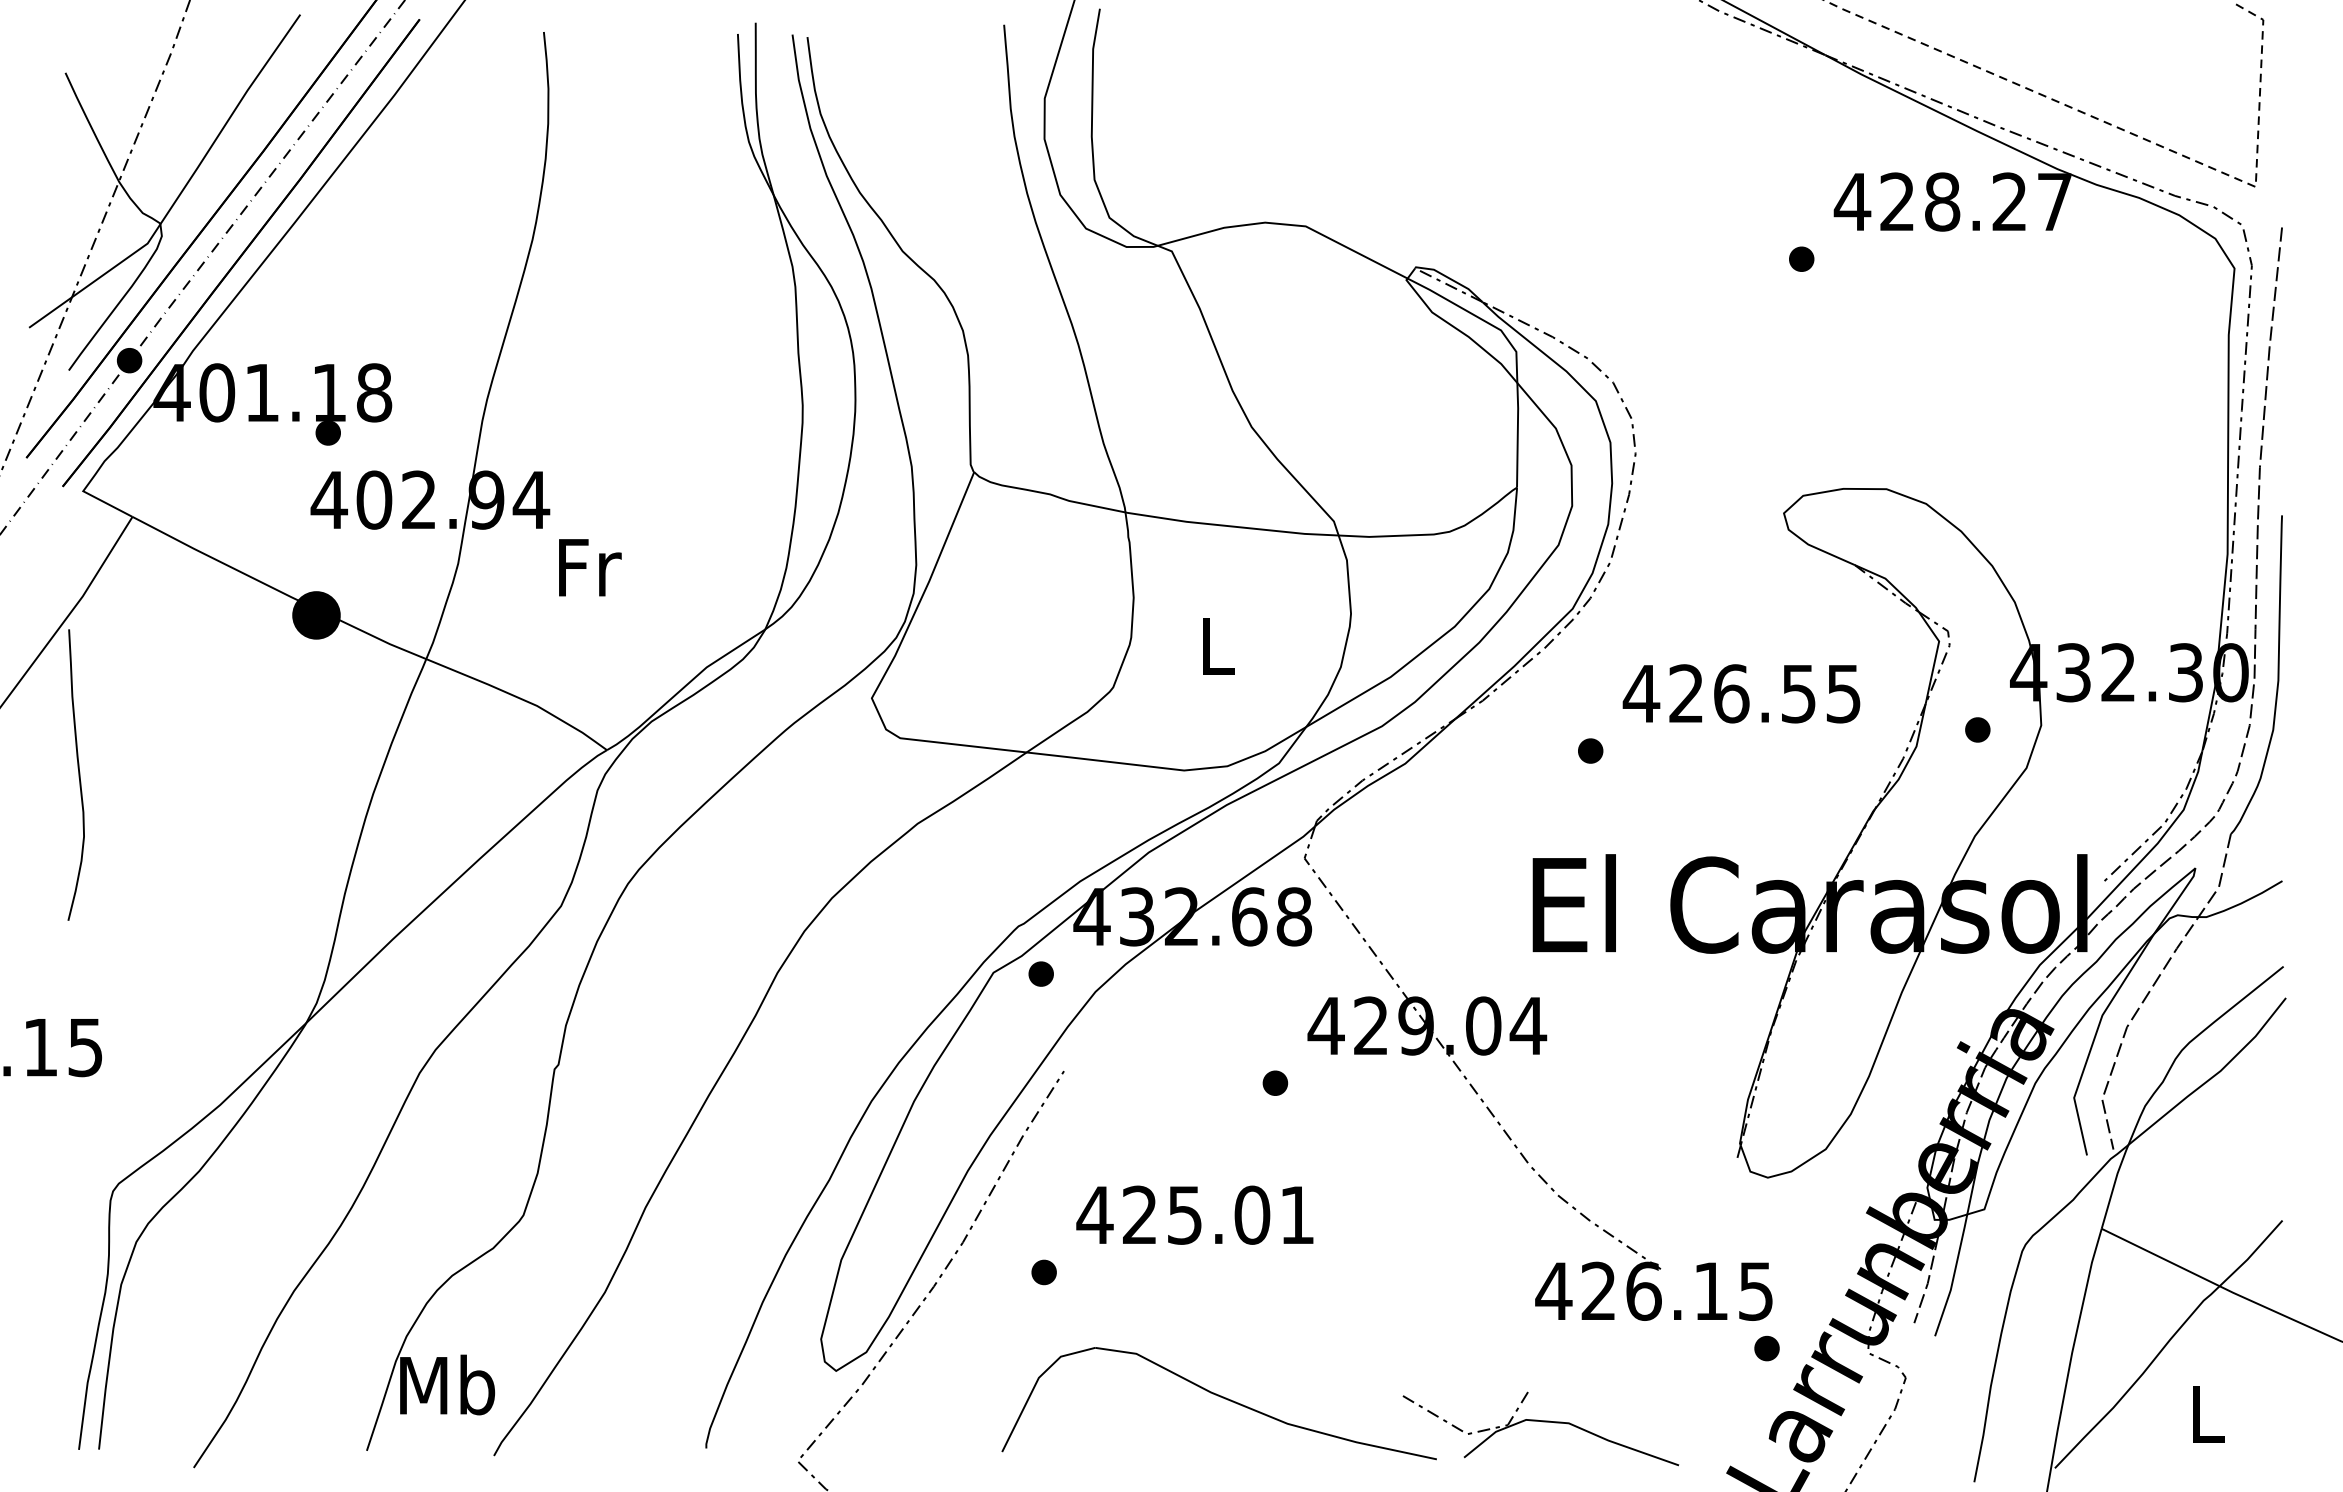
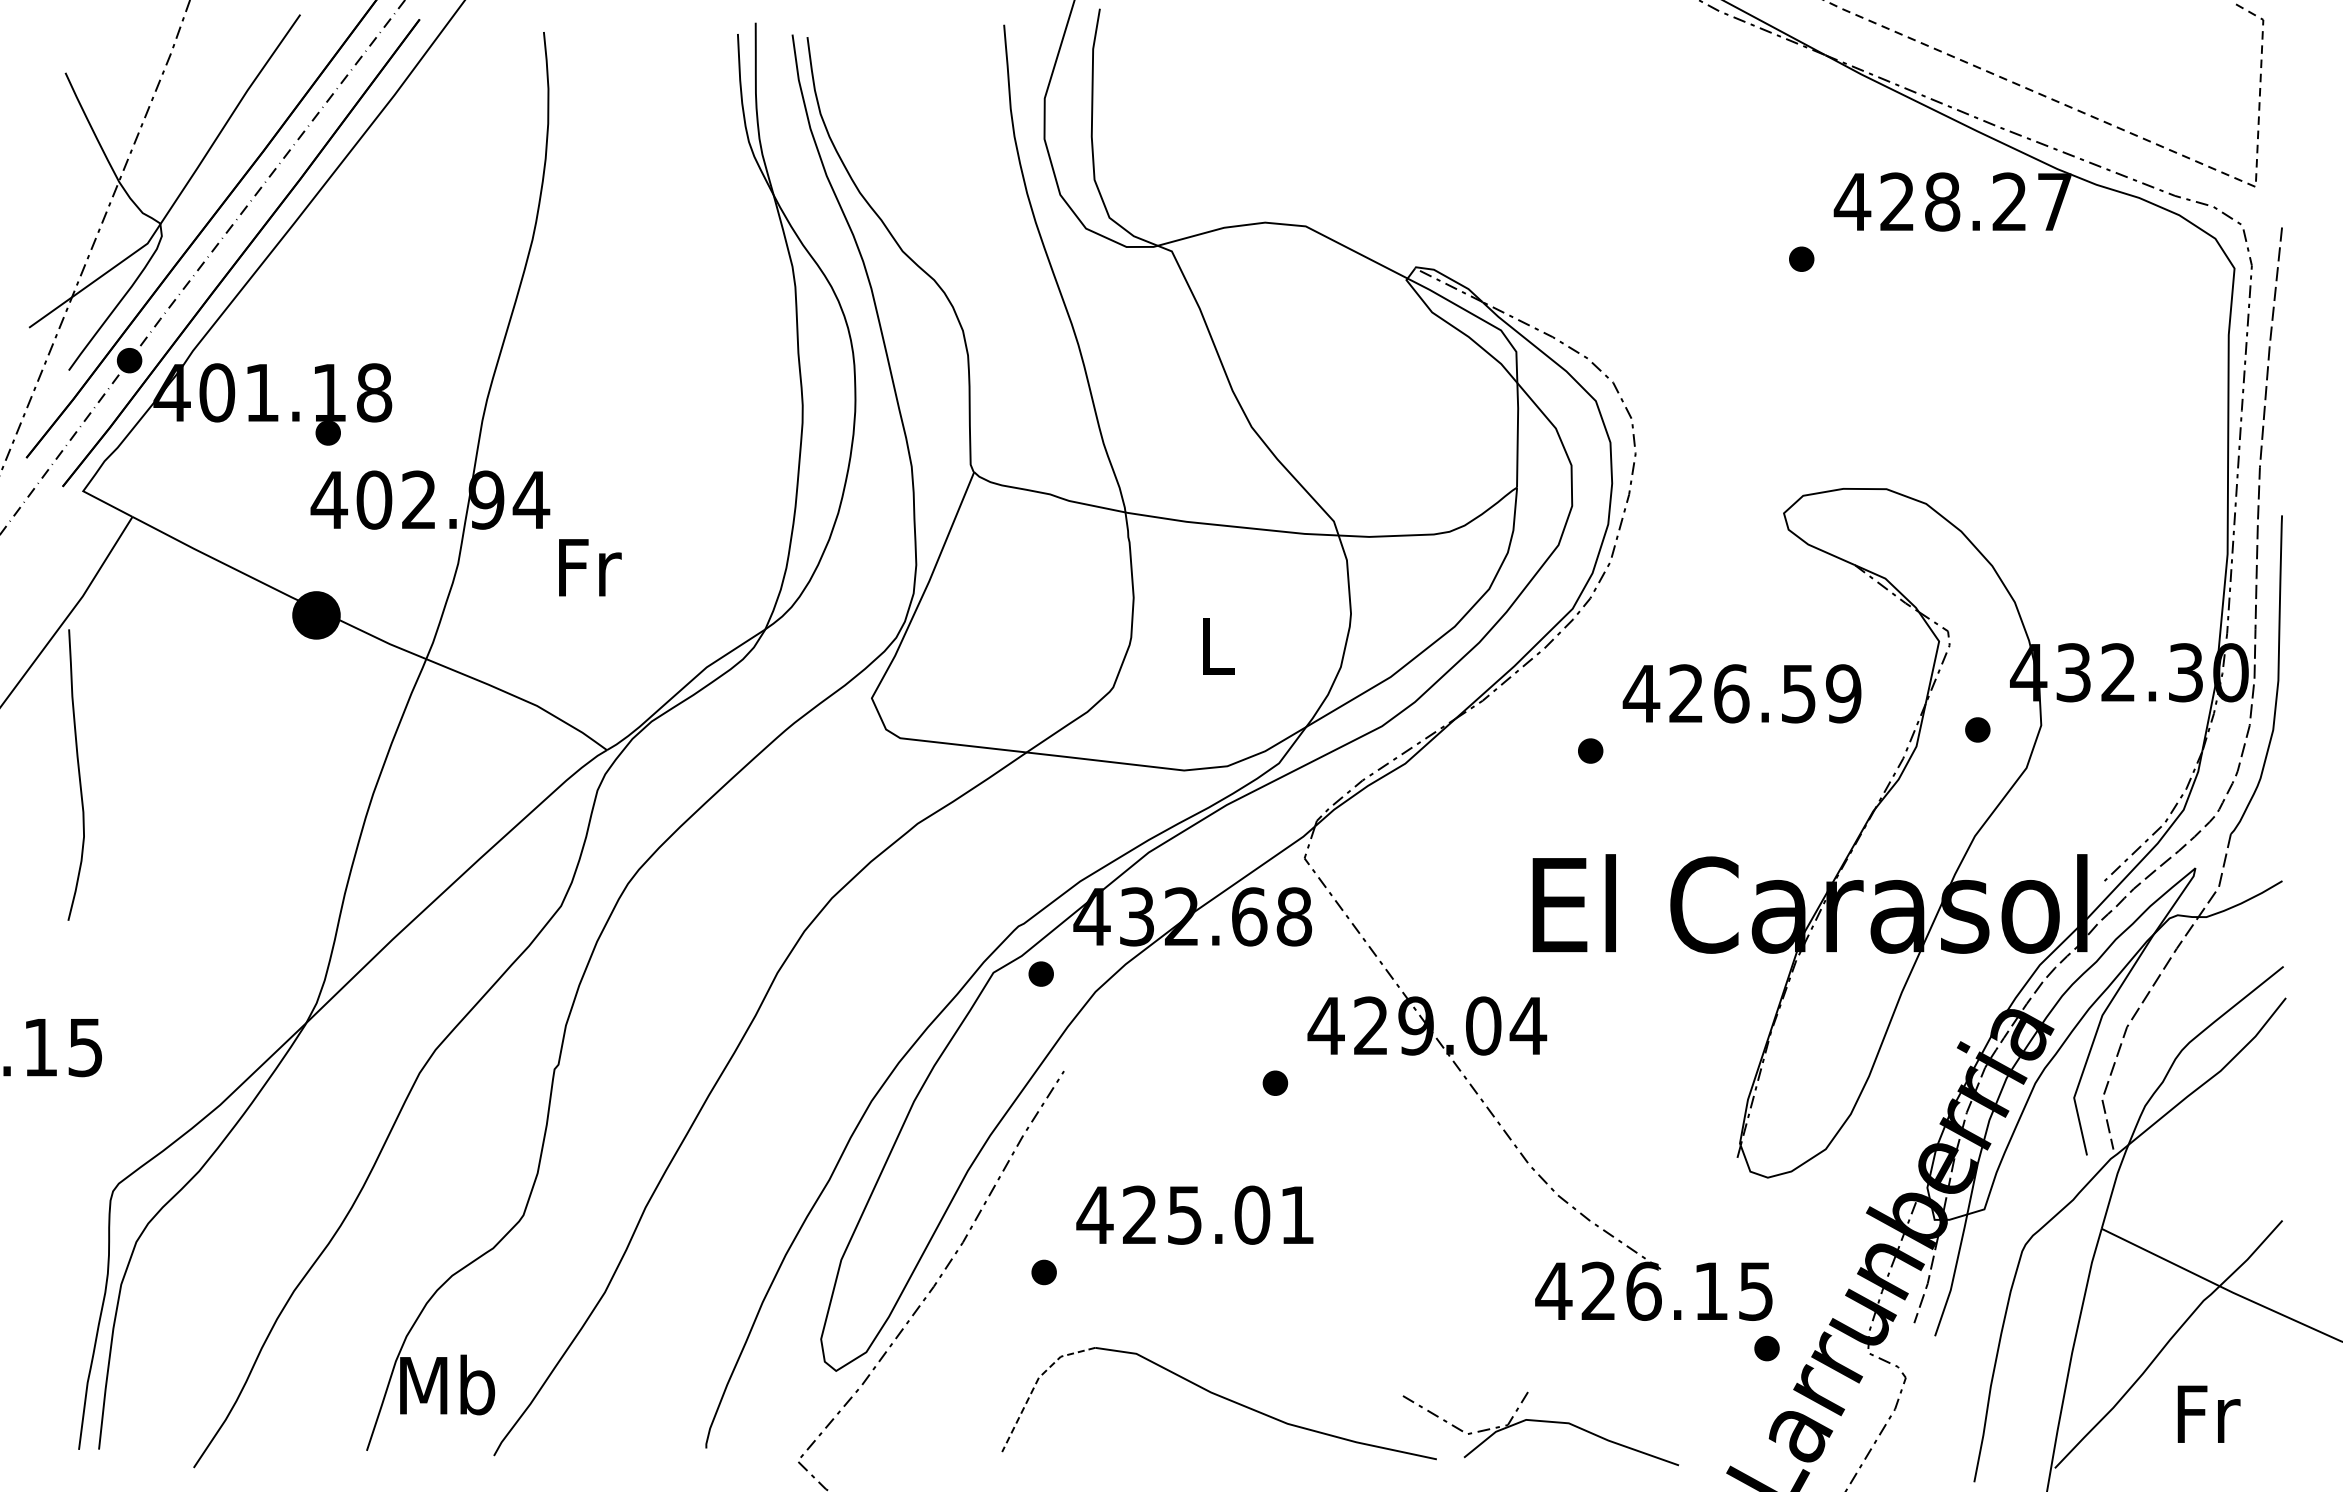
text: 426.55 -> 426.59 (1843, 693)
line: solid -> dashed (1035, 1384)
text: L -> Fr (2208, 1413)
